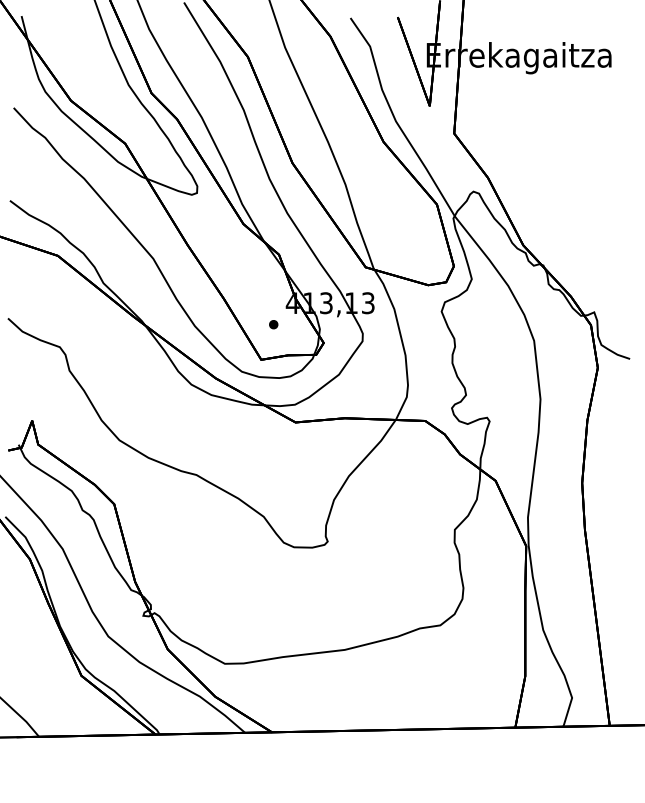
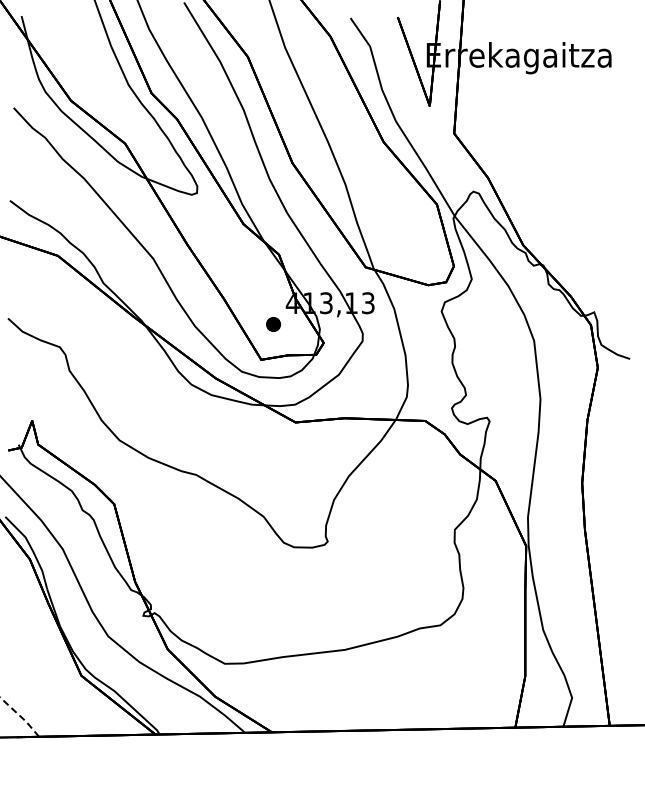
part size: 10x10 px -> 15x15 px (273, 324)
line: solid -> dashed (20, 716)
